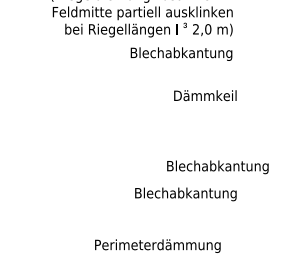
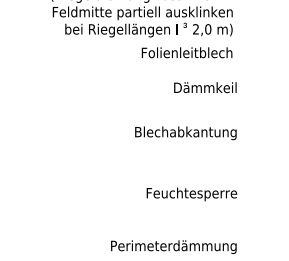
text: Blechabkantung -> Folienleitblech (181, 53)
text position: (205, 95) -> (205, 87) (205, 87)
text position: (217, 167) -> (185, 133) (185, 133)
text: Blechabkantung -> Feuchtesperre (186, 194)
text position: (157, 245) -> (173, 246) (173, 246)
